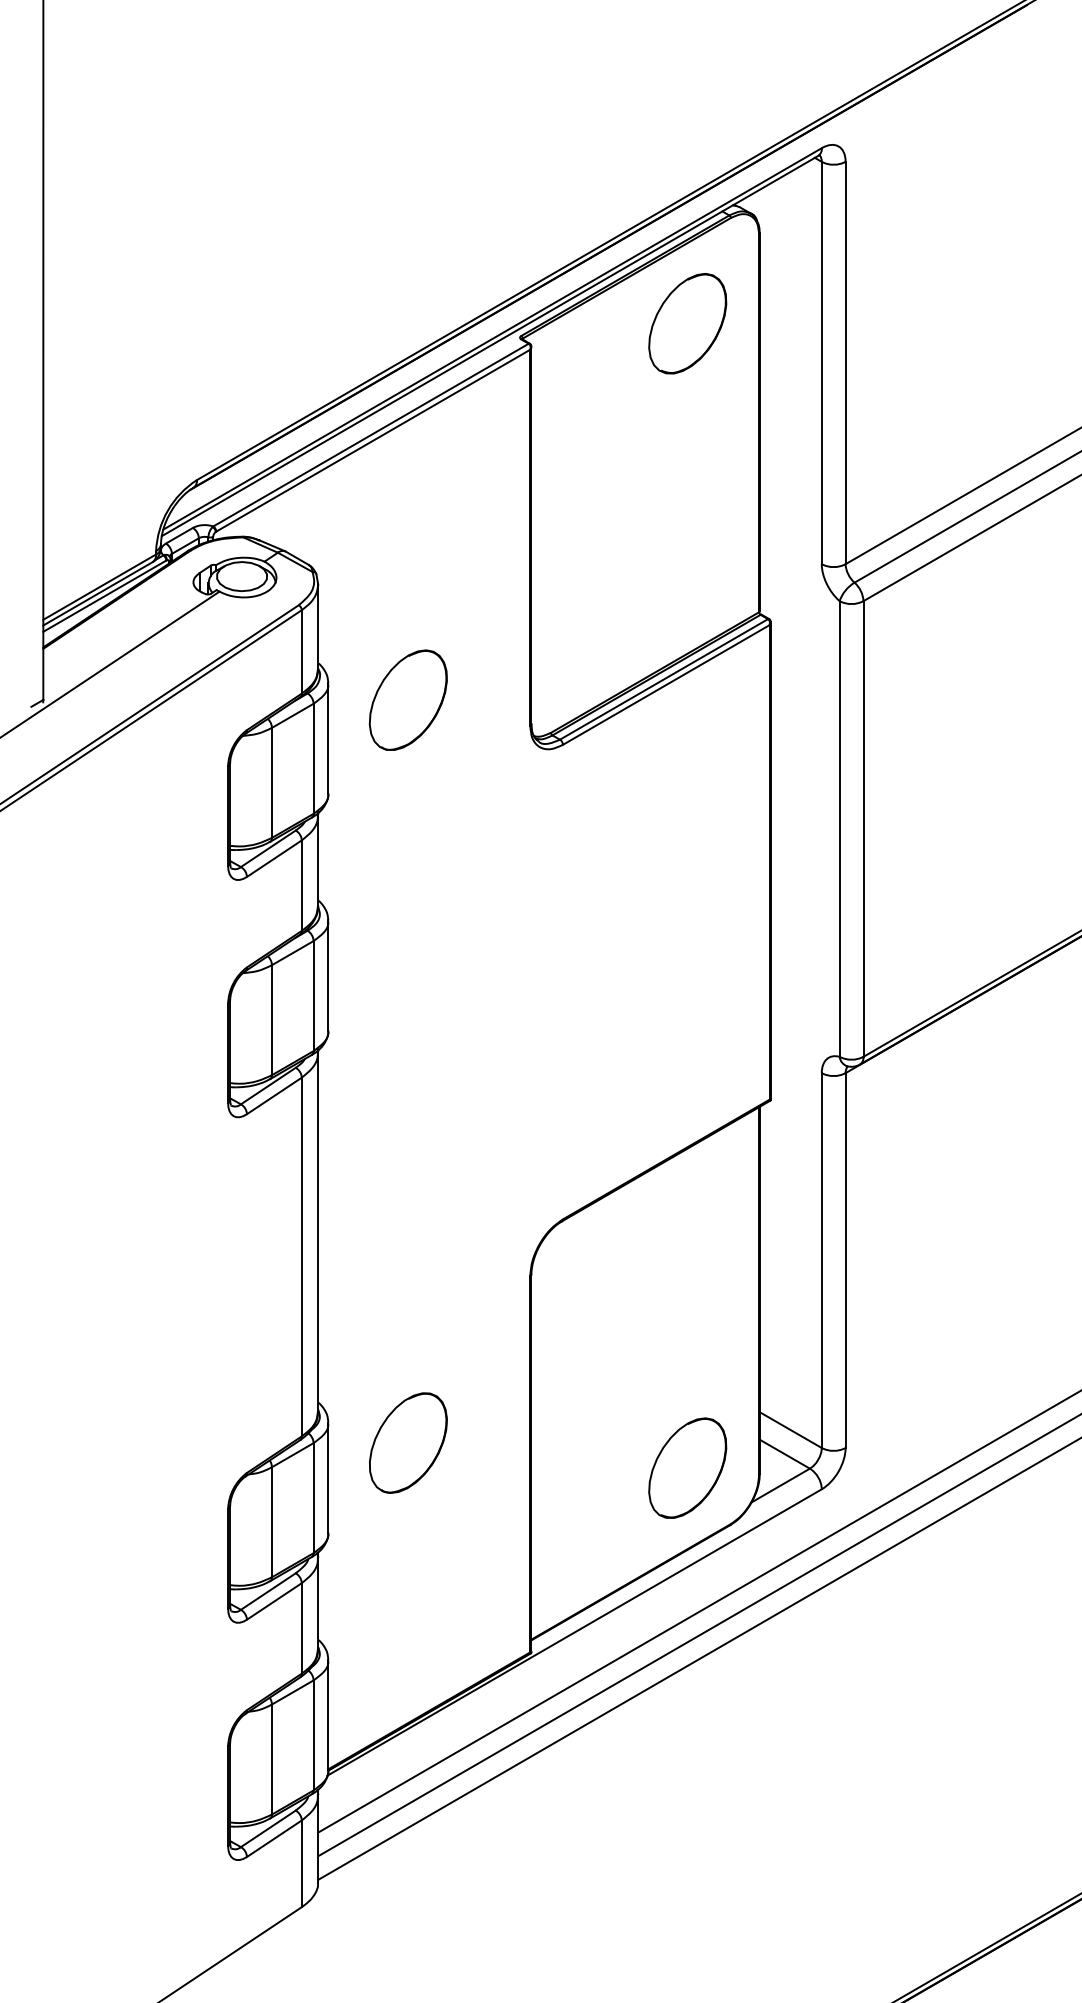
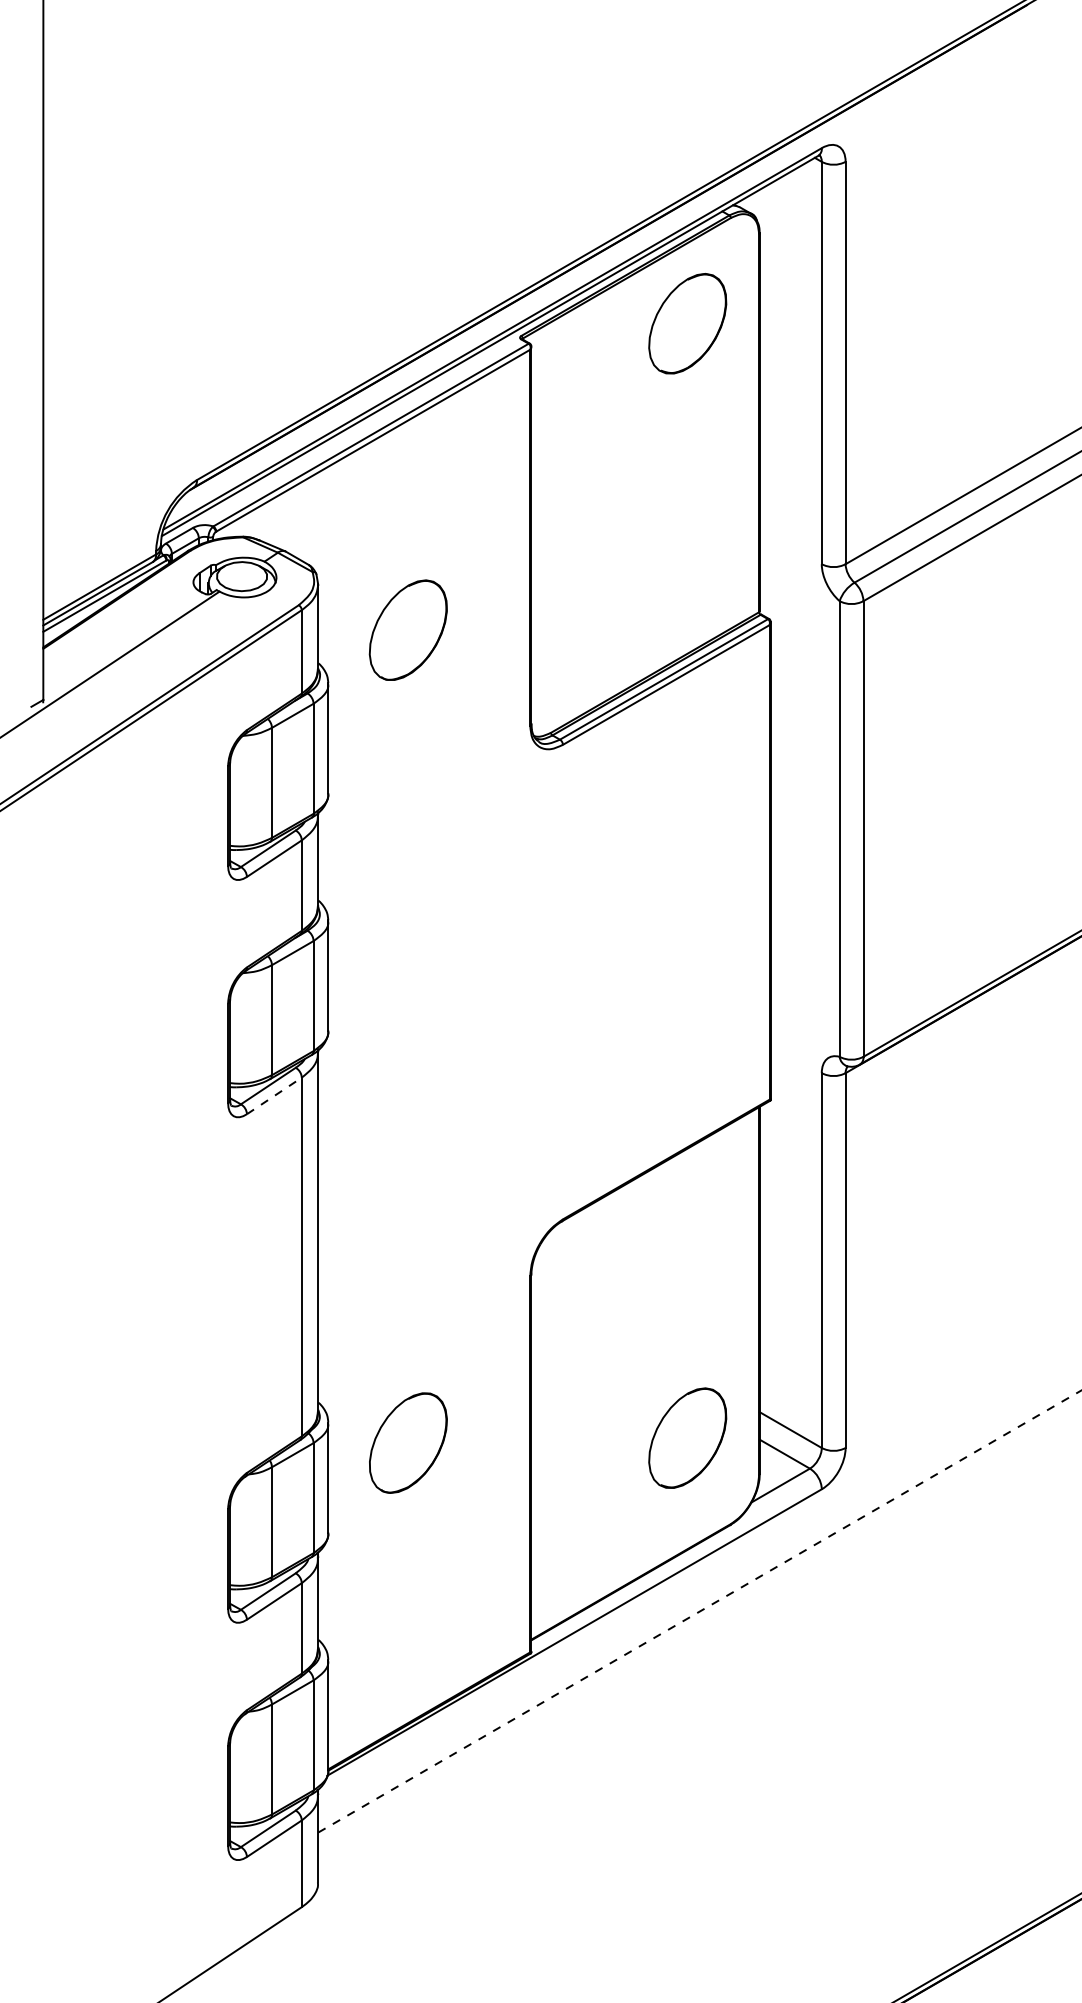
part position: (407, 699) -> (407, 629) (407, 629)
line: solid -> dashed (274, 1095)
part position: (687, 1467) -> (687, 1437) (687, 1437)
line: solid -> dashed (699, 1611)
line: present -> none (698, 1635)
line: present -> none (698, 1659)
